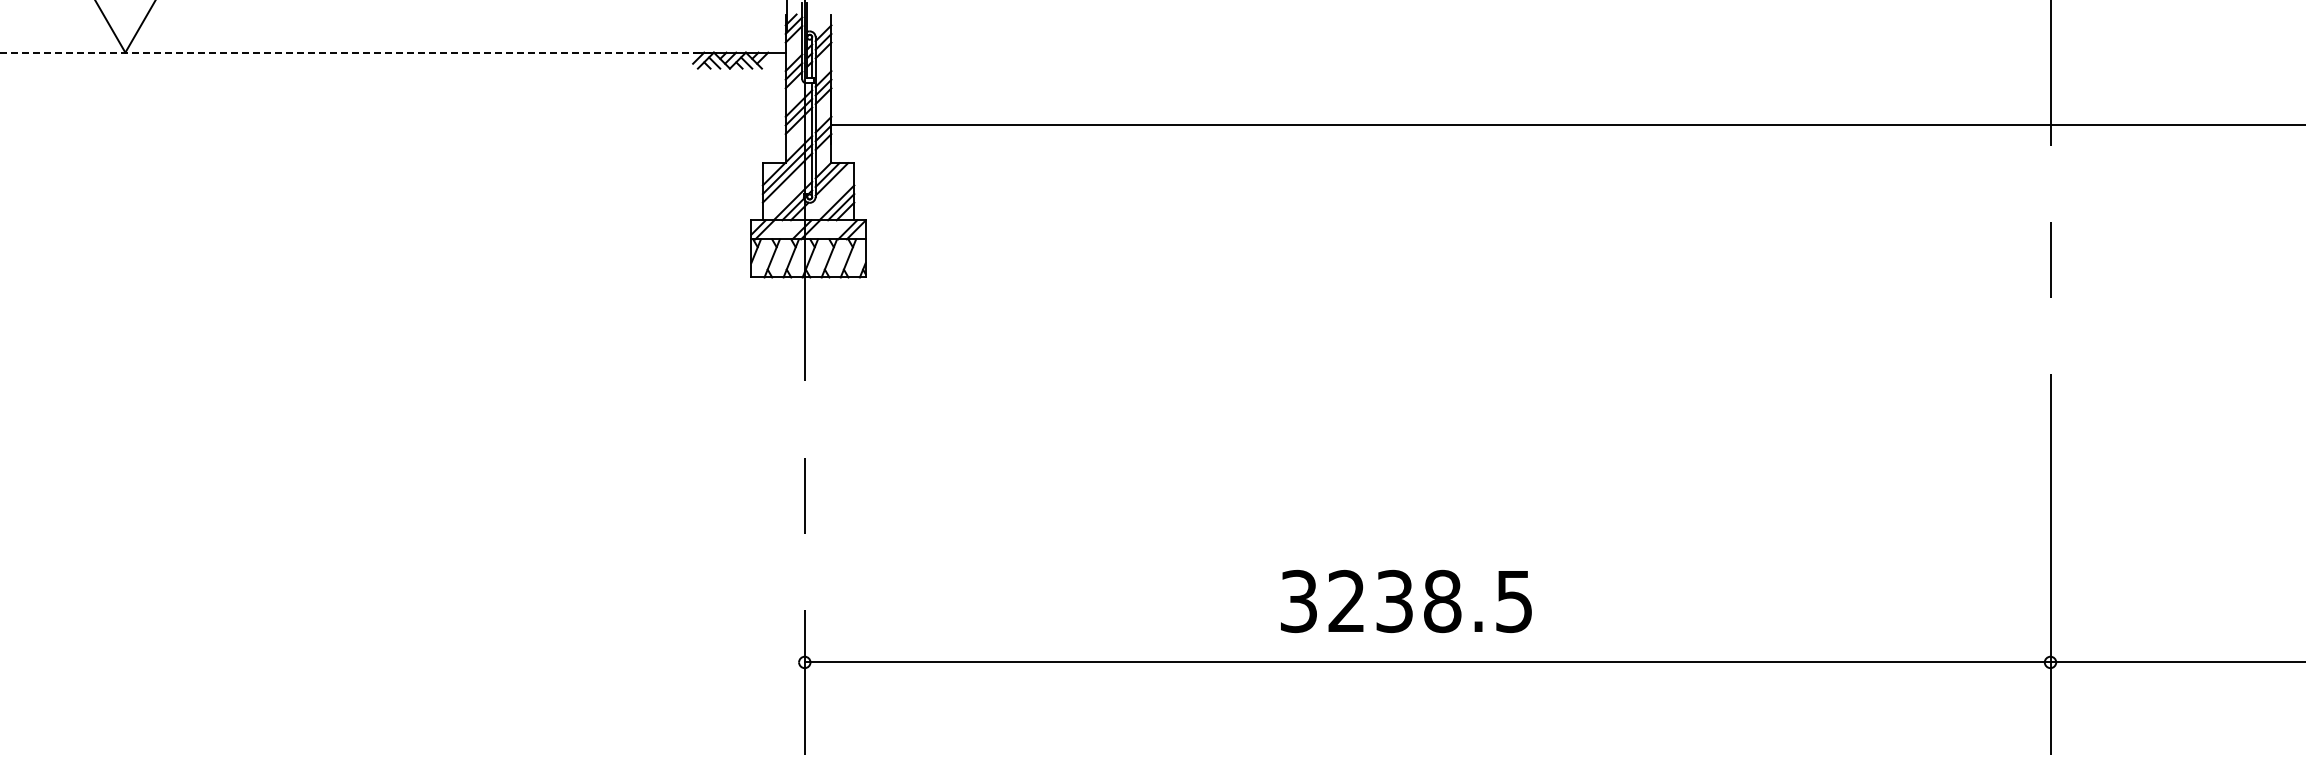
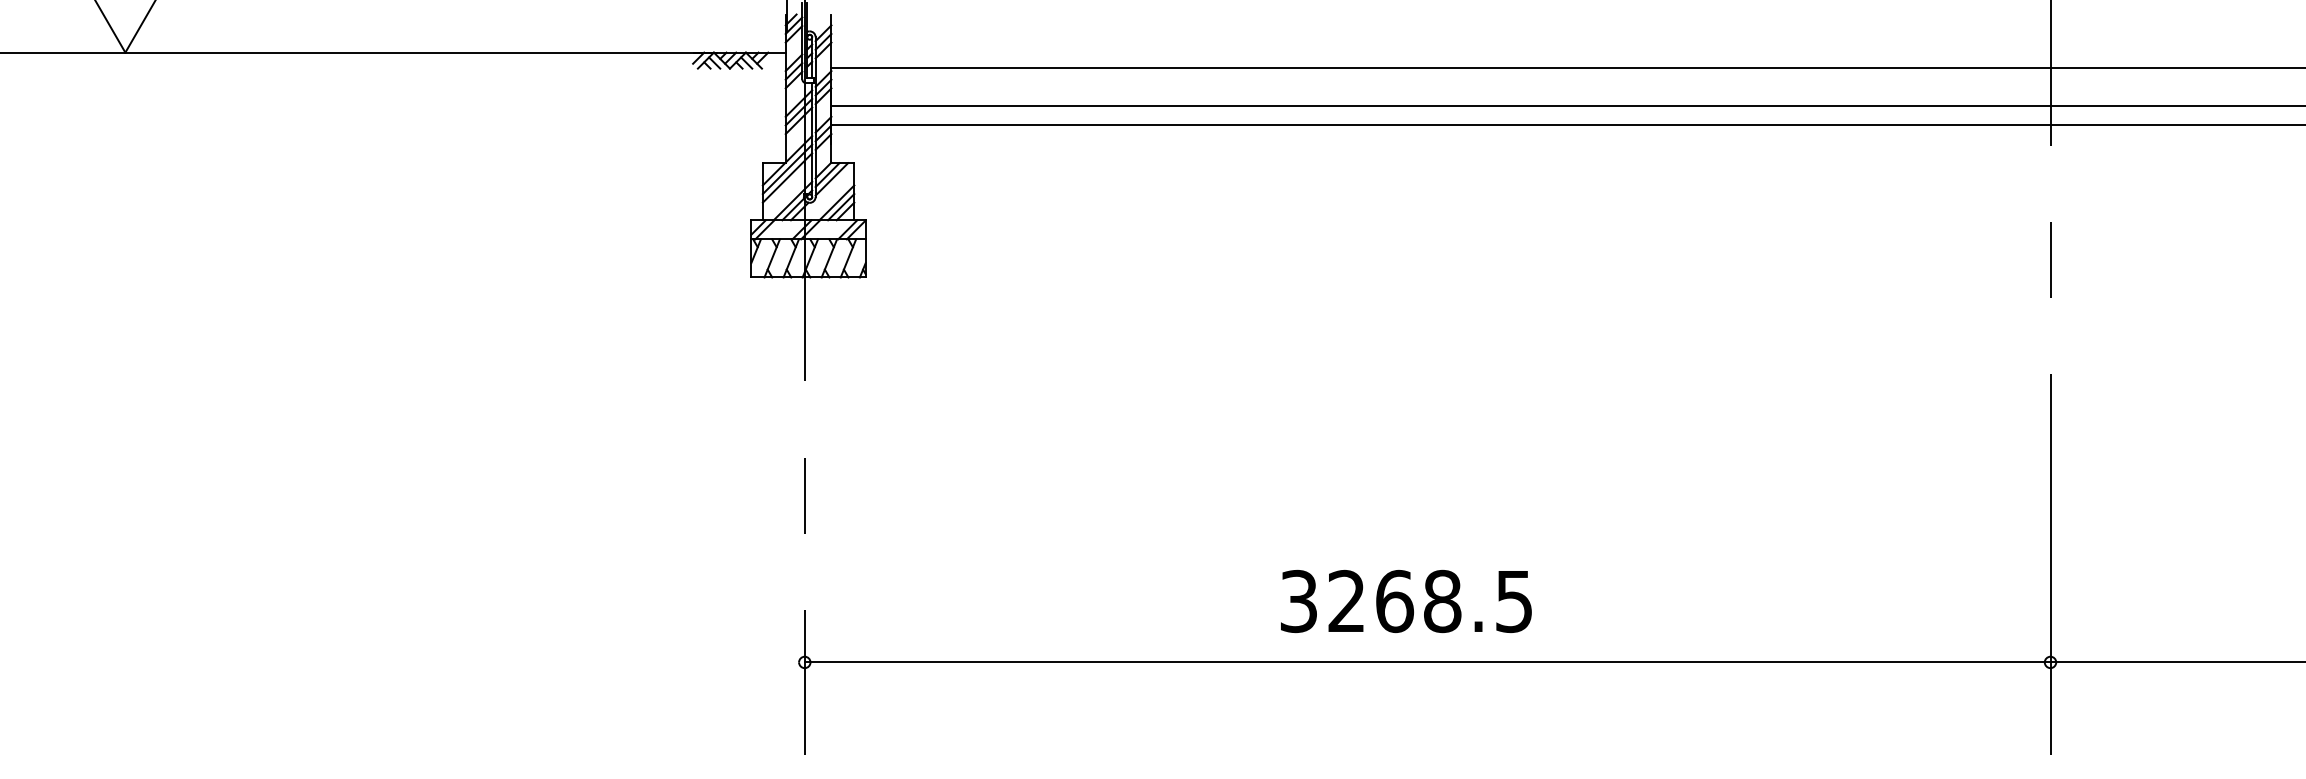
line: dashed -> solid (358, 52)
line: none -> present (1566, 67)
line: none -> present (1566, 105)
text: 3238.5 -> 3268.5 (1395, 601)
